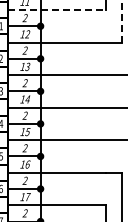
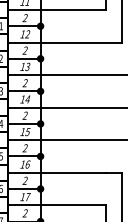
line: dashed -> solid (56, 9)
line: dashed -> solid (121, 21)
